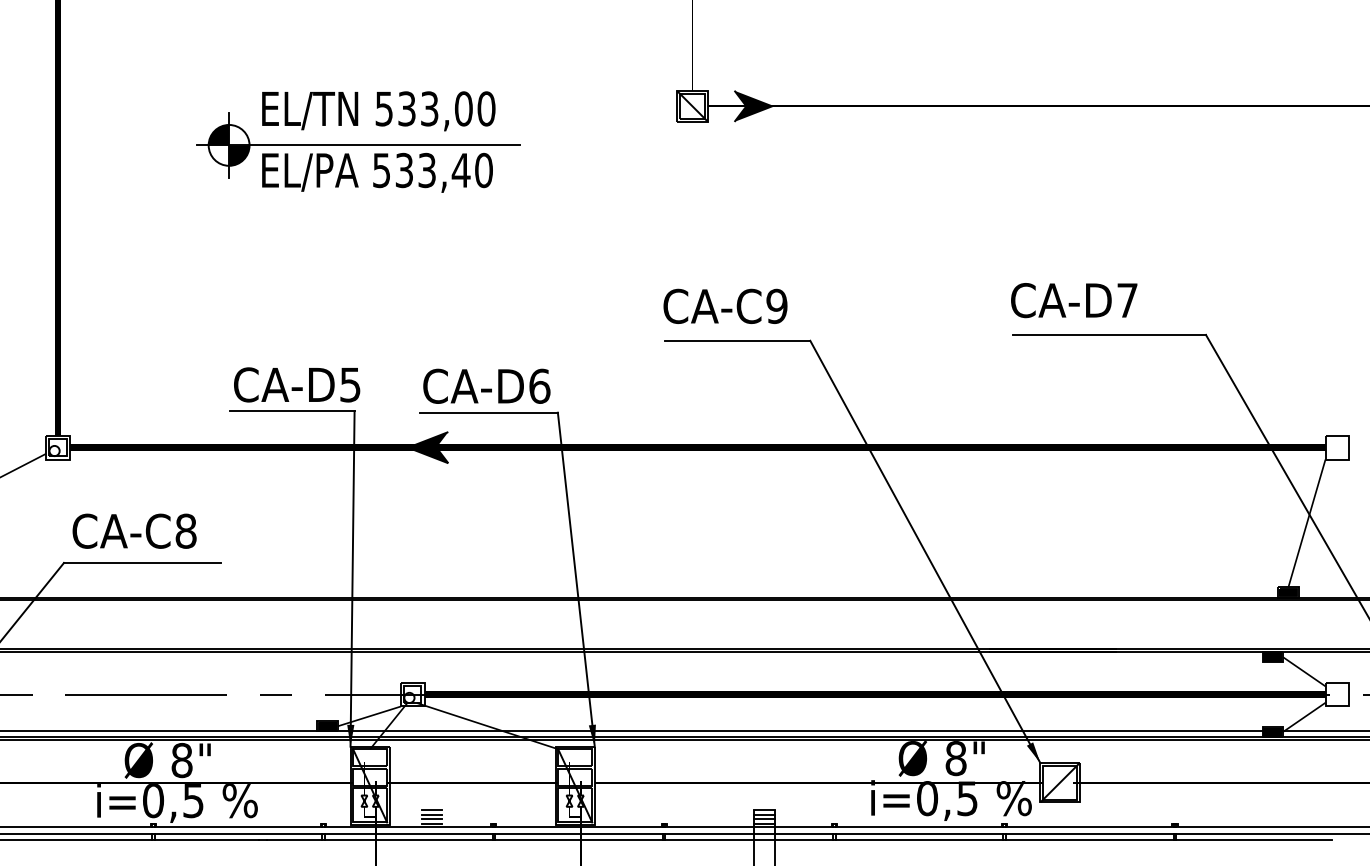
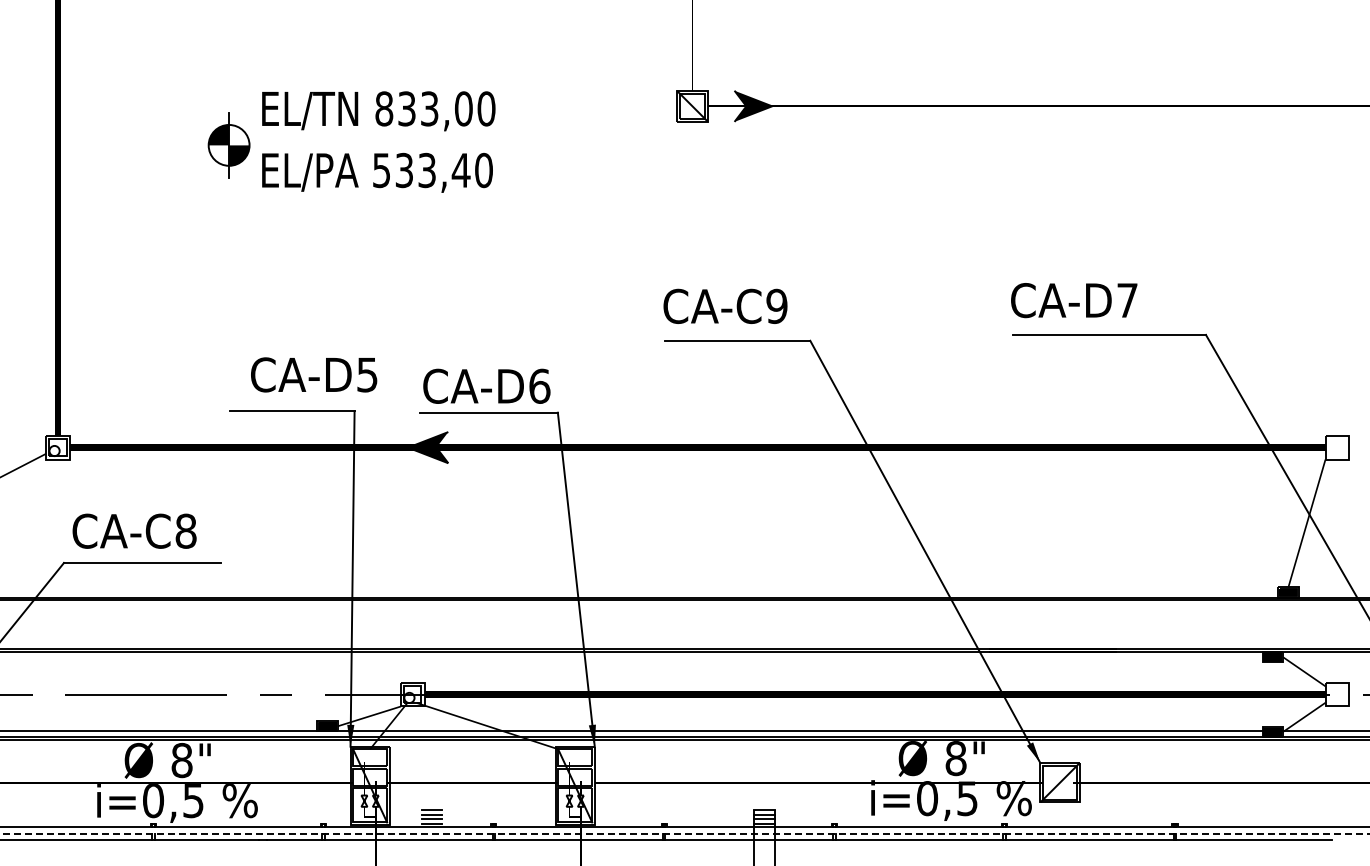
text: 533,00 -> 833,00 (384, 108)
line: present -> none (358, 145)
text position: (297, 384) -> (314, 374) (314, 374)
line: solid -> dashed (684, 834)
